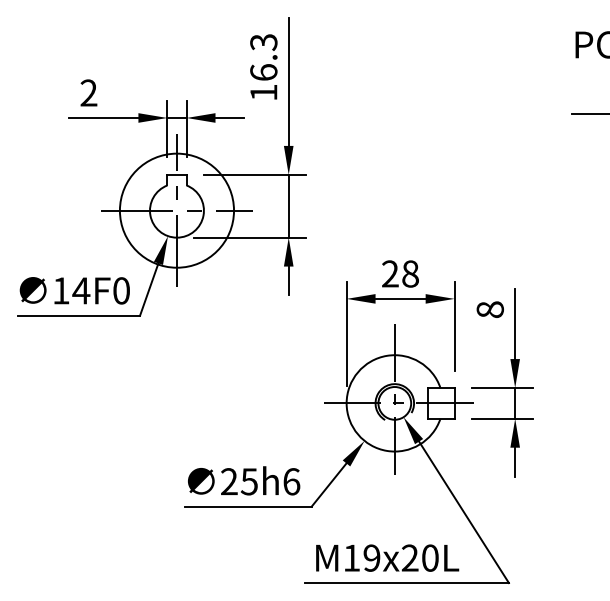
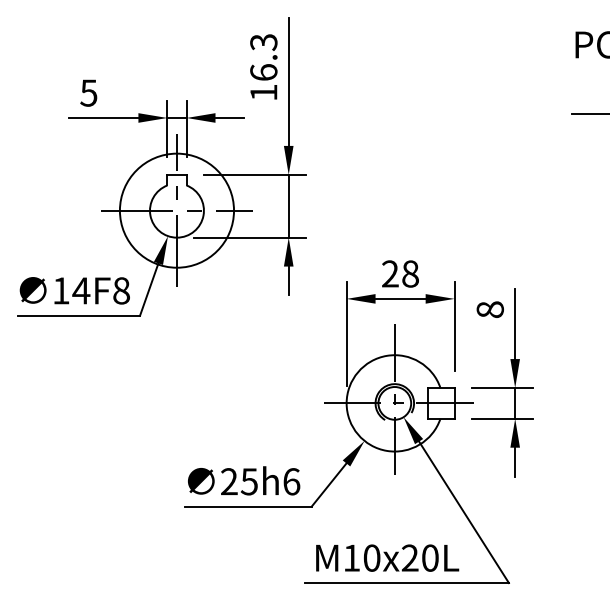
text: 2 -> 5 (88, 92)
text: 14F0 -> 14F8 (121, 290)
text: M19x20L -> M10x20L (371, 557)
